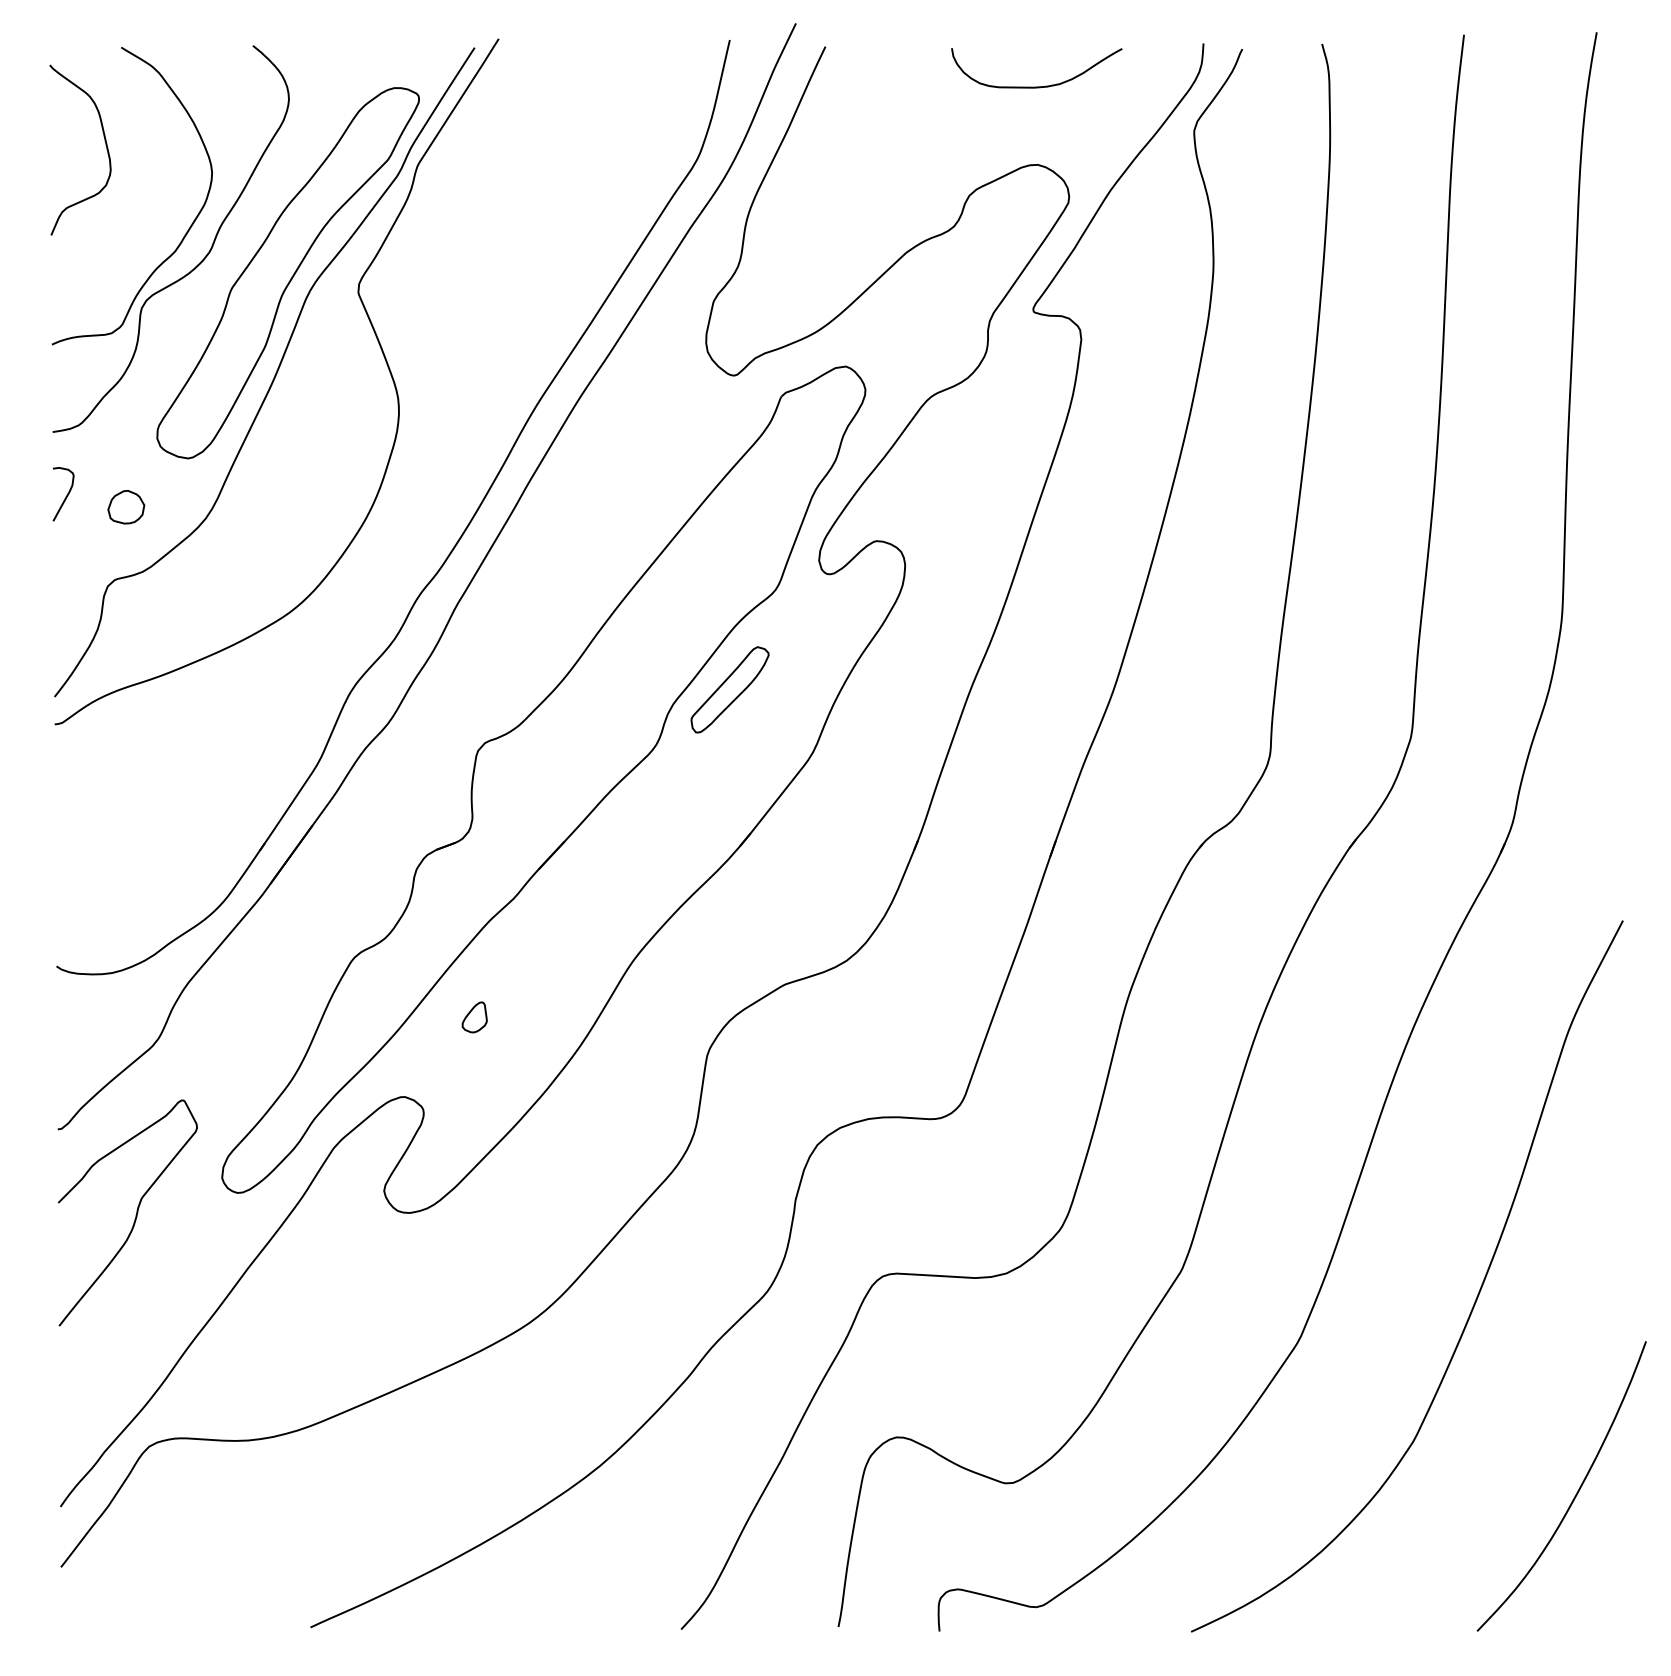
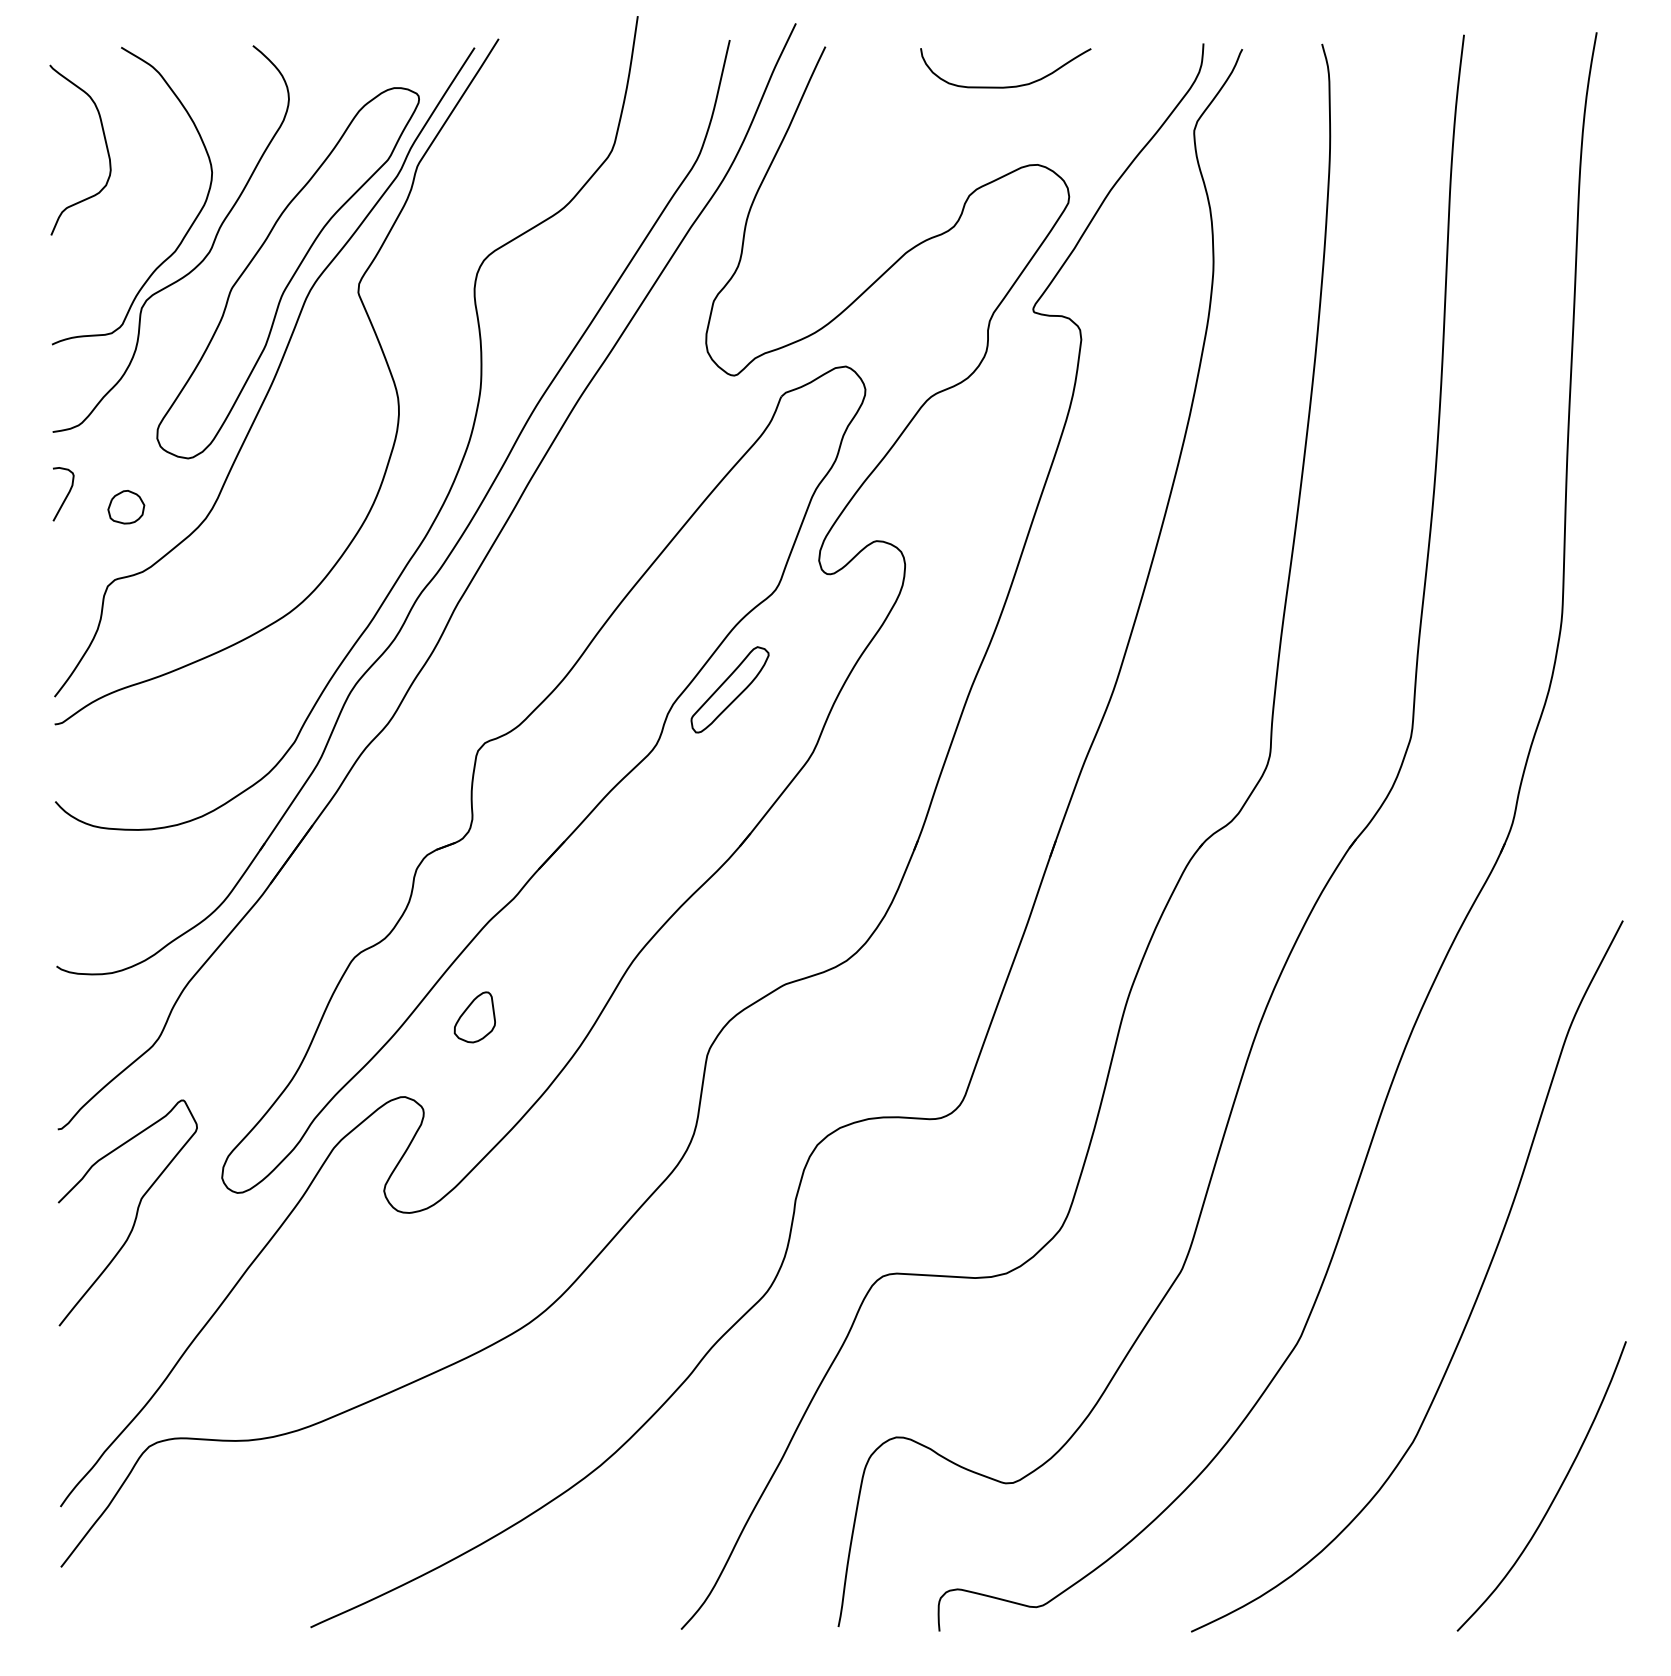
curve position: (1036, 86) -> (1005, 86) (1005, 86)
curve: none -> present (459, 464)
part size: 27x33 px -> 43x53 px (474, 1017)
curve position: (1575, 1494) -> (1555, 1494) (1555, 1494)
